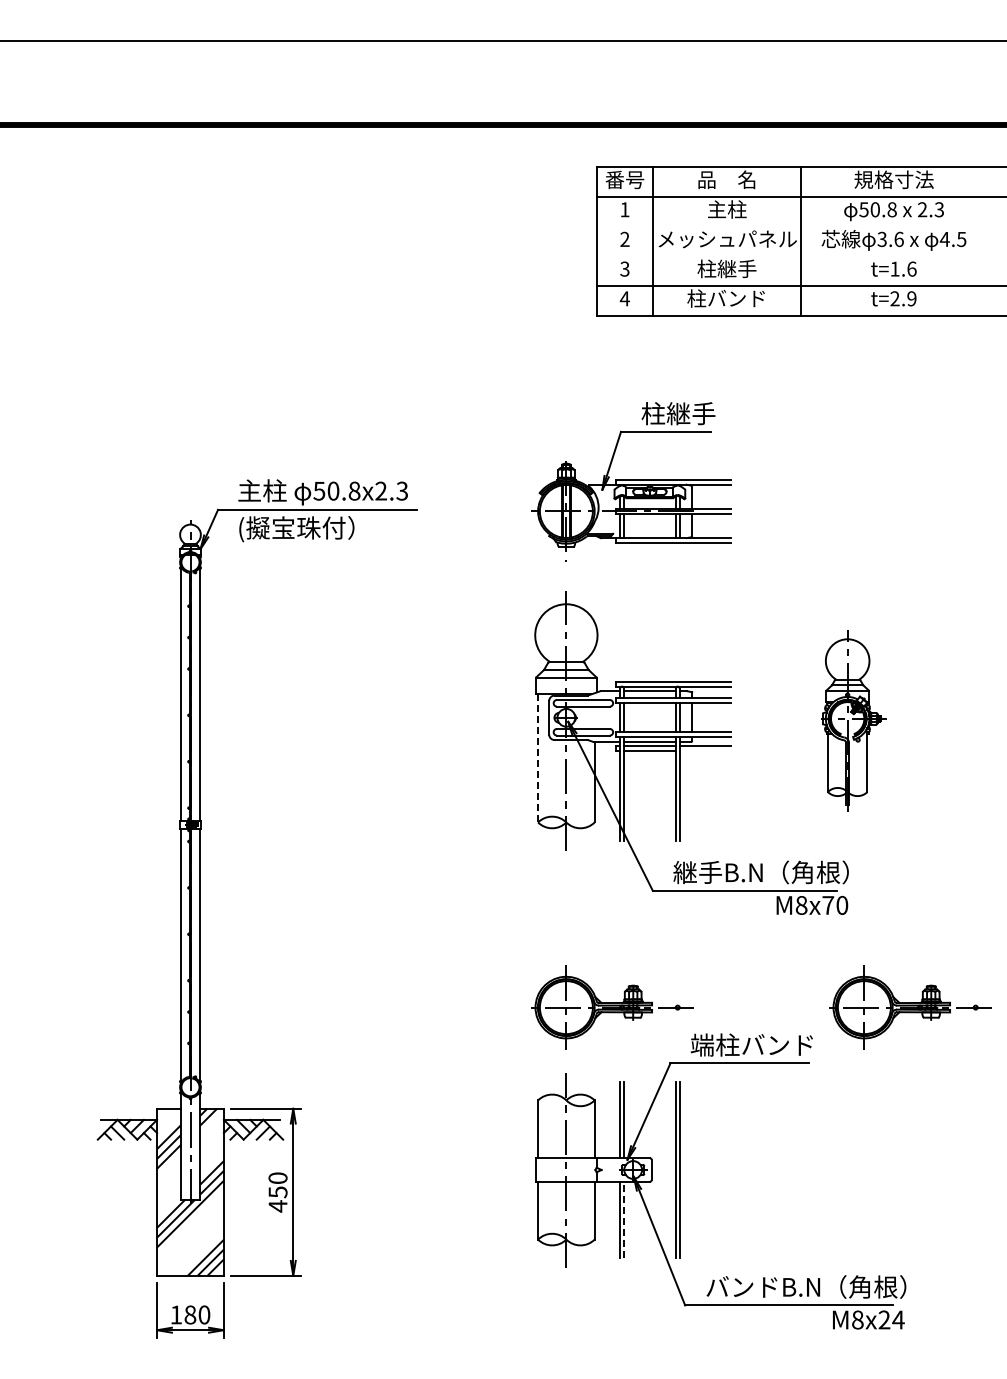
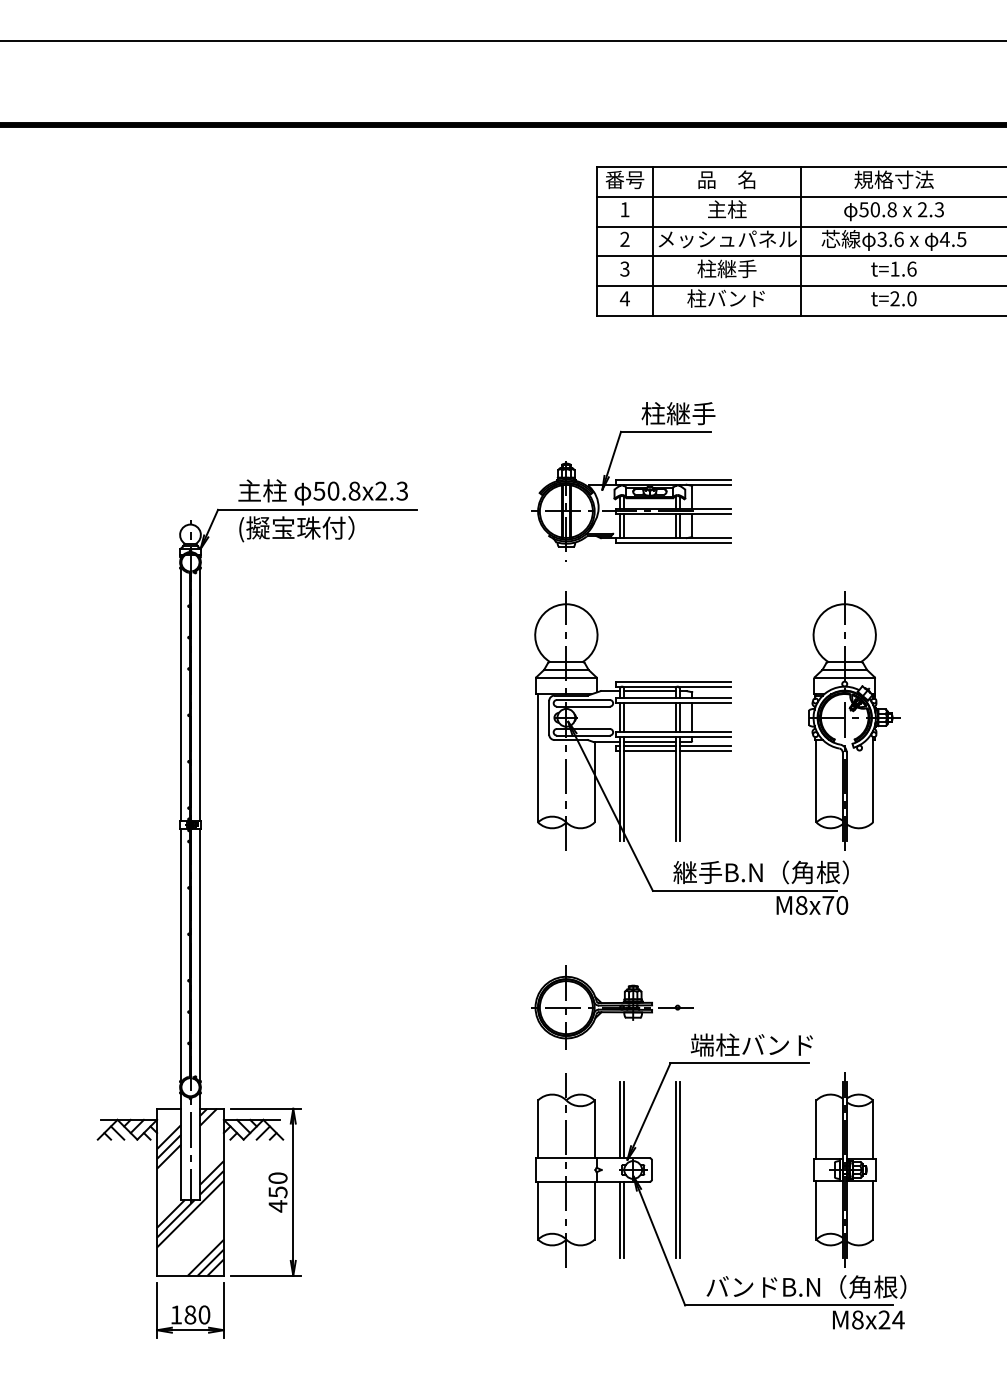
line: none -> present (800, 226)
line: none -> present (800, 256)
text: t=2.9 -> t=2.0 (911, 298)
part size: 66x182 px -> 93x260 px (854, 720)
line: none -> present (705, 750)
line: dashed -> solid (538, 758)
part: present -> none (910, 1007)
part: none -> present (844, 1169)
line: dashed -> solid (624, 1219)
